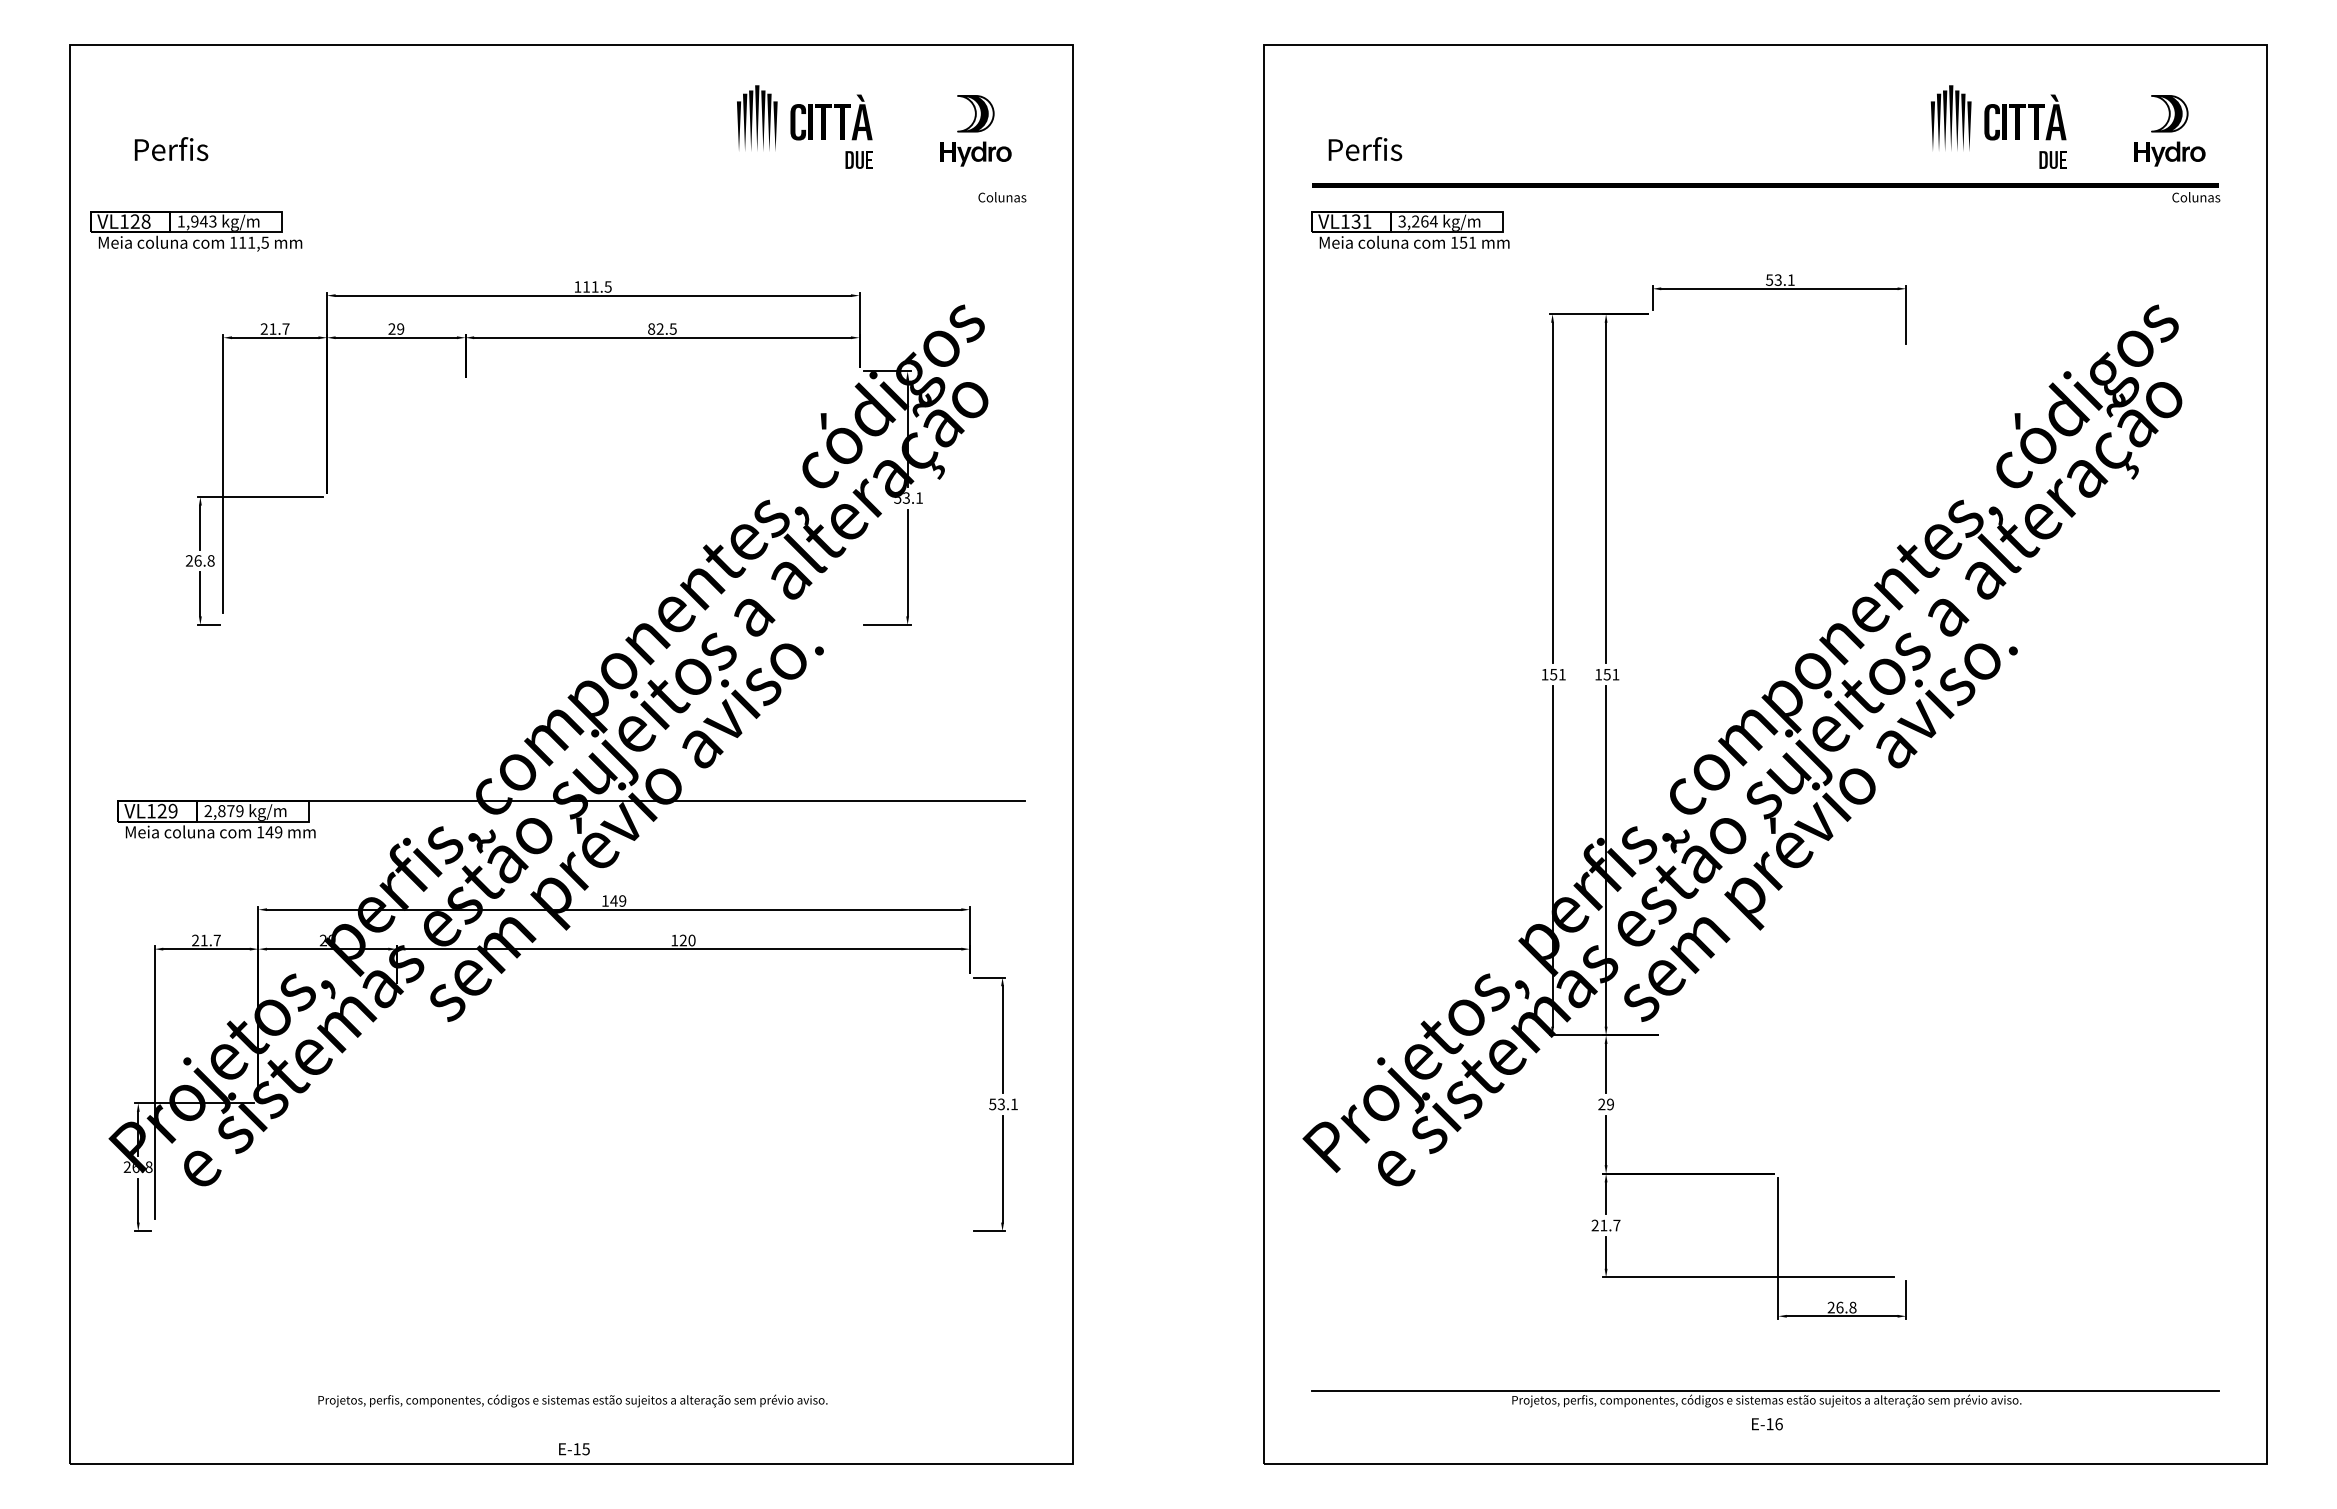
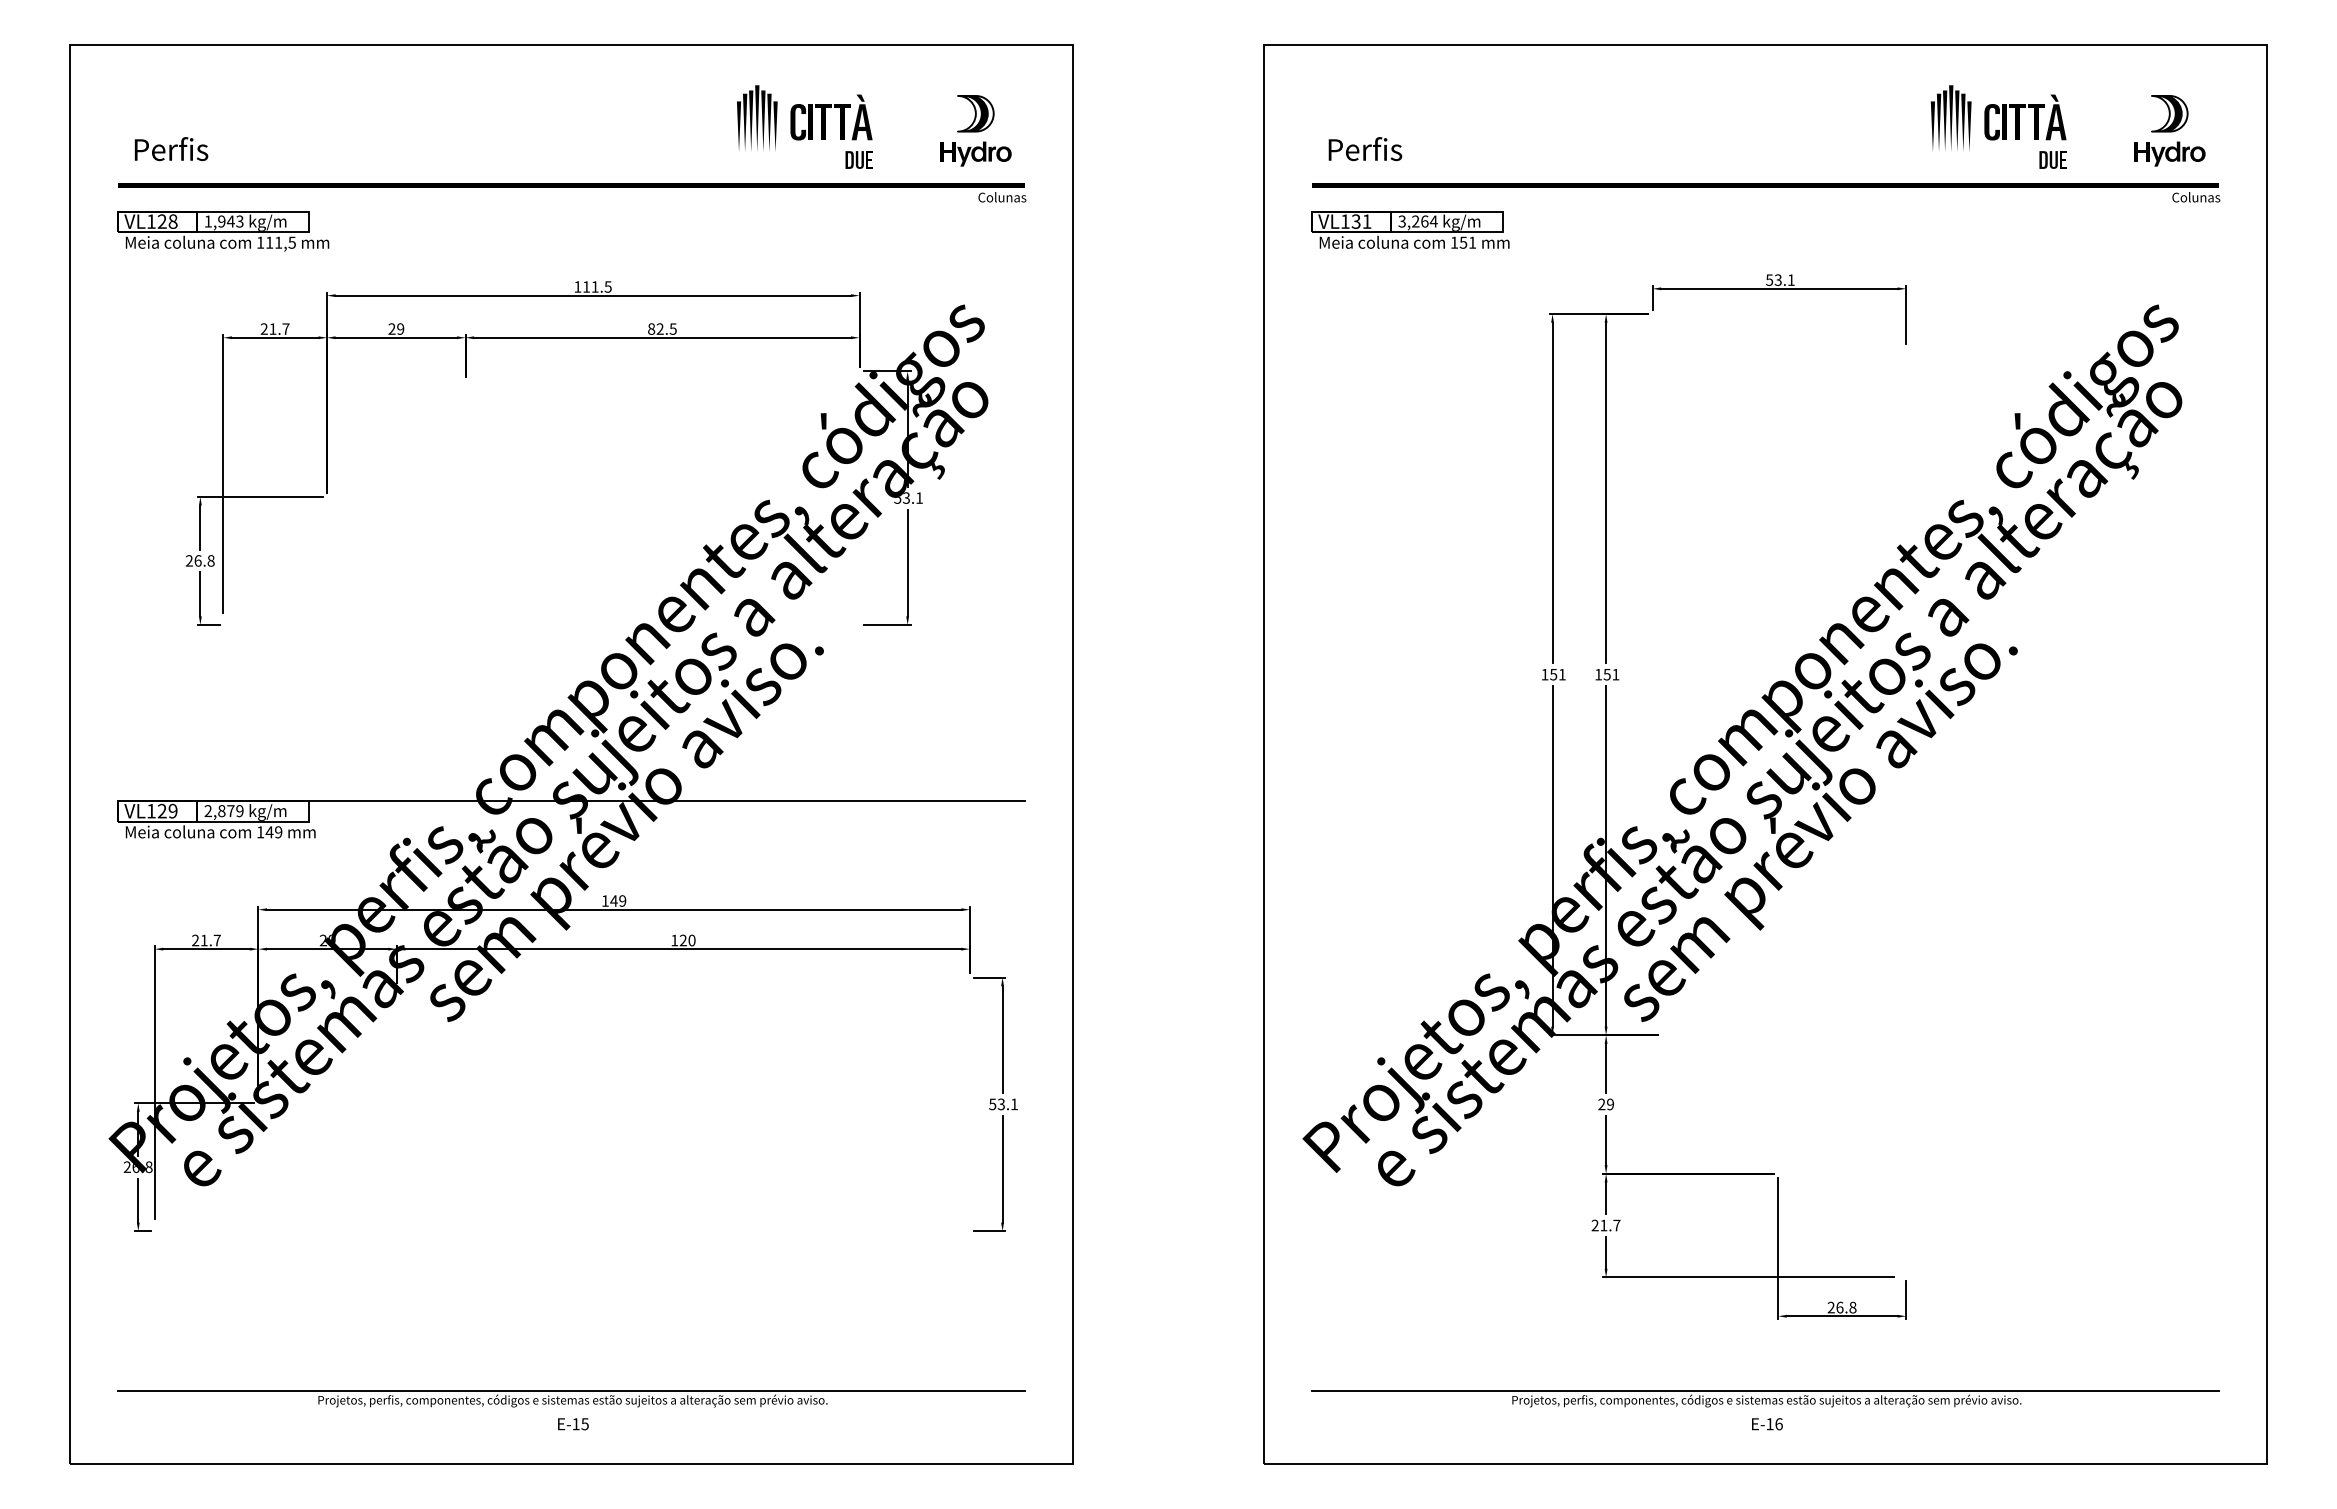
fill: none -> present (571, 185)
part position: (196, 231) -> (223, 231) (223, 231)
line: none -> present (571, 1390)
text position: (574, 1449) -> (573, 1424) (573, 1424)
